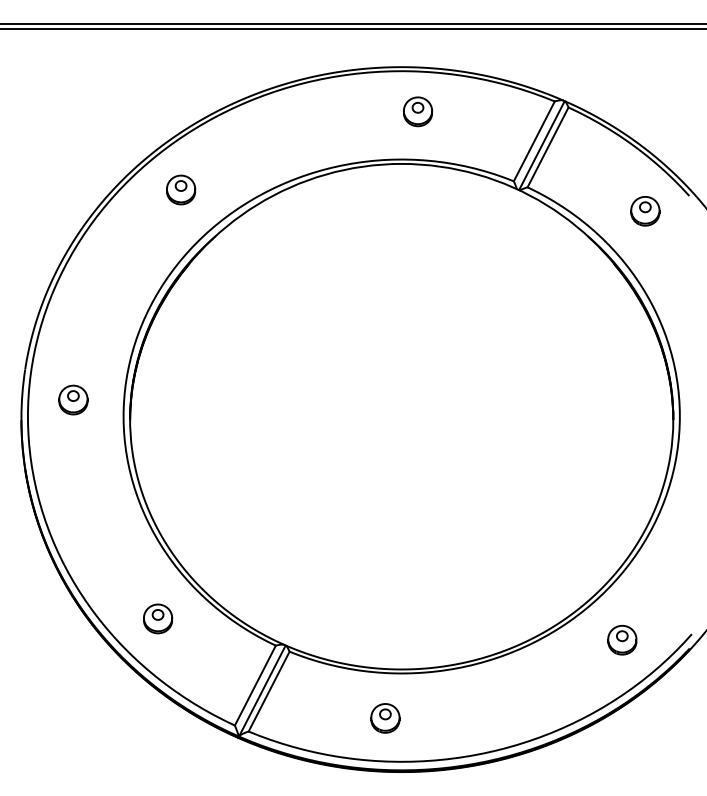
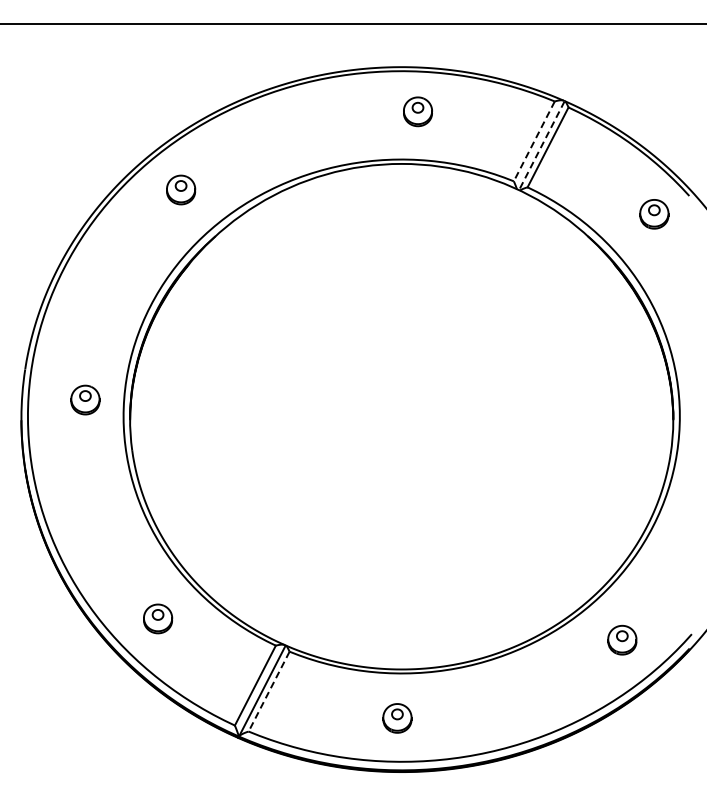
line: present -> none (352, 29)
line: solid -> dashed (534, 141)
line: solid -> dashed (541, 145)
part position: (645, 211) -> (654, 214) (654, 214)
part position: (73, 399) -> (85, 399) (85, 399)
line: solid -> dashed (269, 691)
part position: (385, 718) -> (397, 718) (397, 718)
